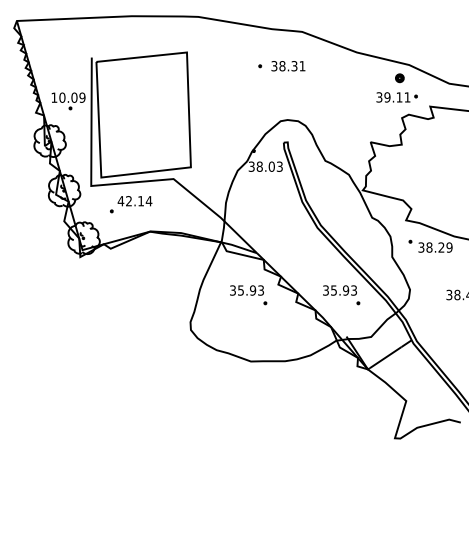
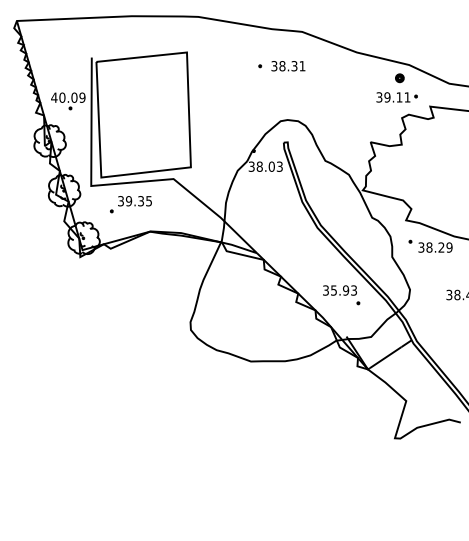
text: 10.09 -> 40.09 (54, 97)
text: 42.14 -> 39.35 (134, 201)
part: present -> none (248, 295)
